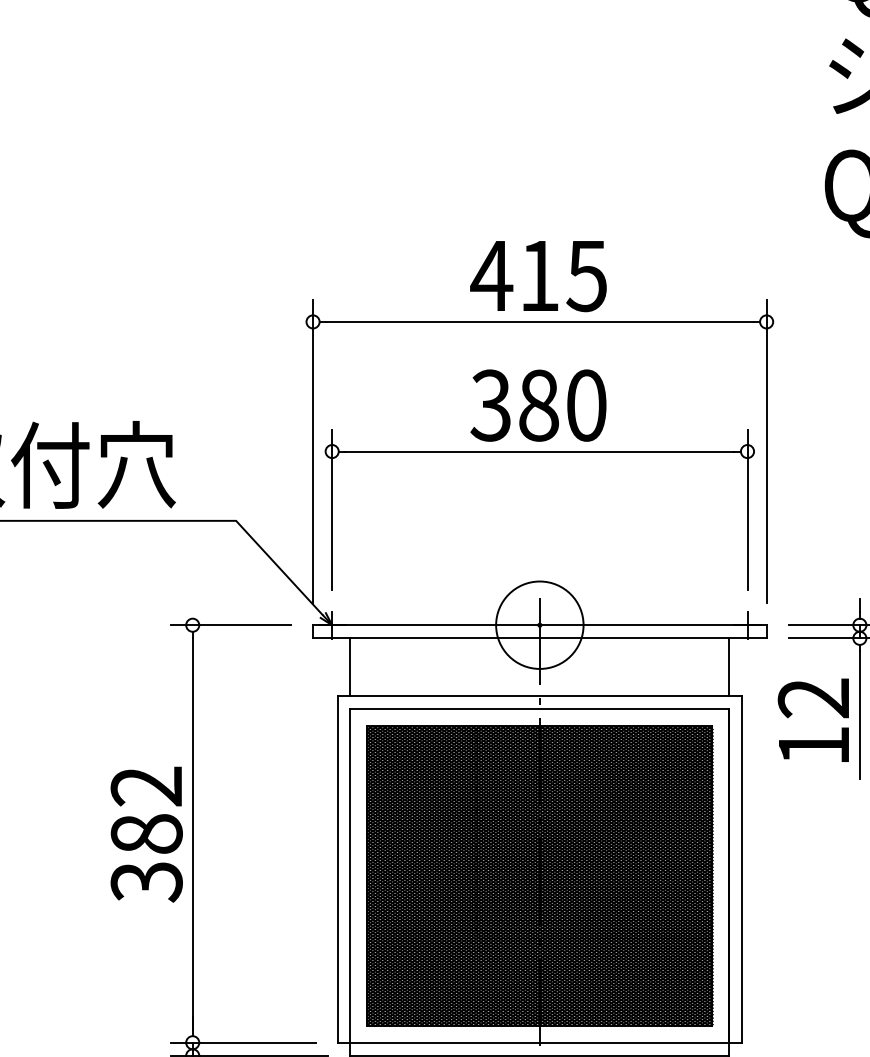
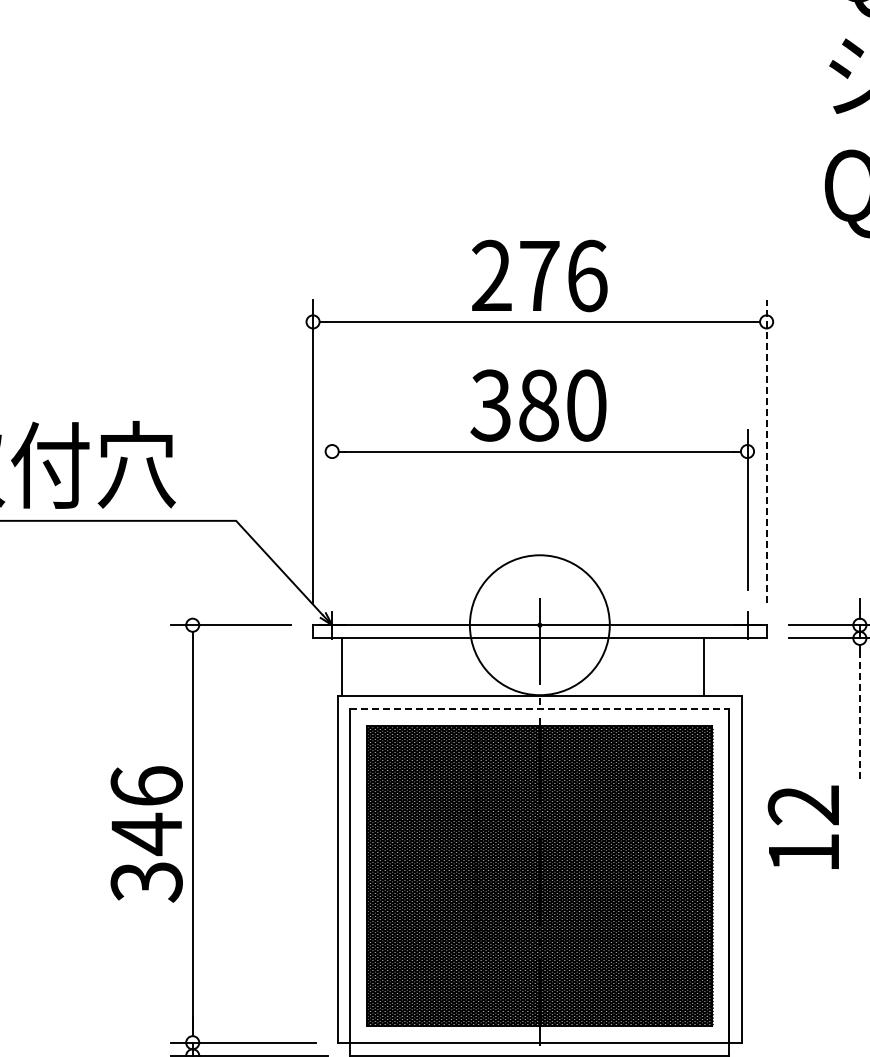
text: 415 -> 276 (538, 275)
line: solid -> dashed (766, 451)
line: present -> none (332, 509)
circle diameter: 87 px -> 140 px (539, 625)
line position: (350, 667) -> (342, 667) (342, 667)
line position: (729, 667) -> (704, 667) (704, 667)
line: solid -> dashed (539, 709)
line: solid -> dashed (859, 715)
text position: (812, 719) -> (802, 826) (802, 826)
text: 382 -> 346 (146, 811)
